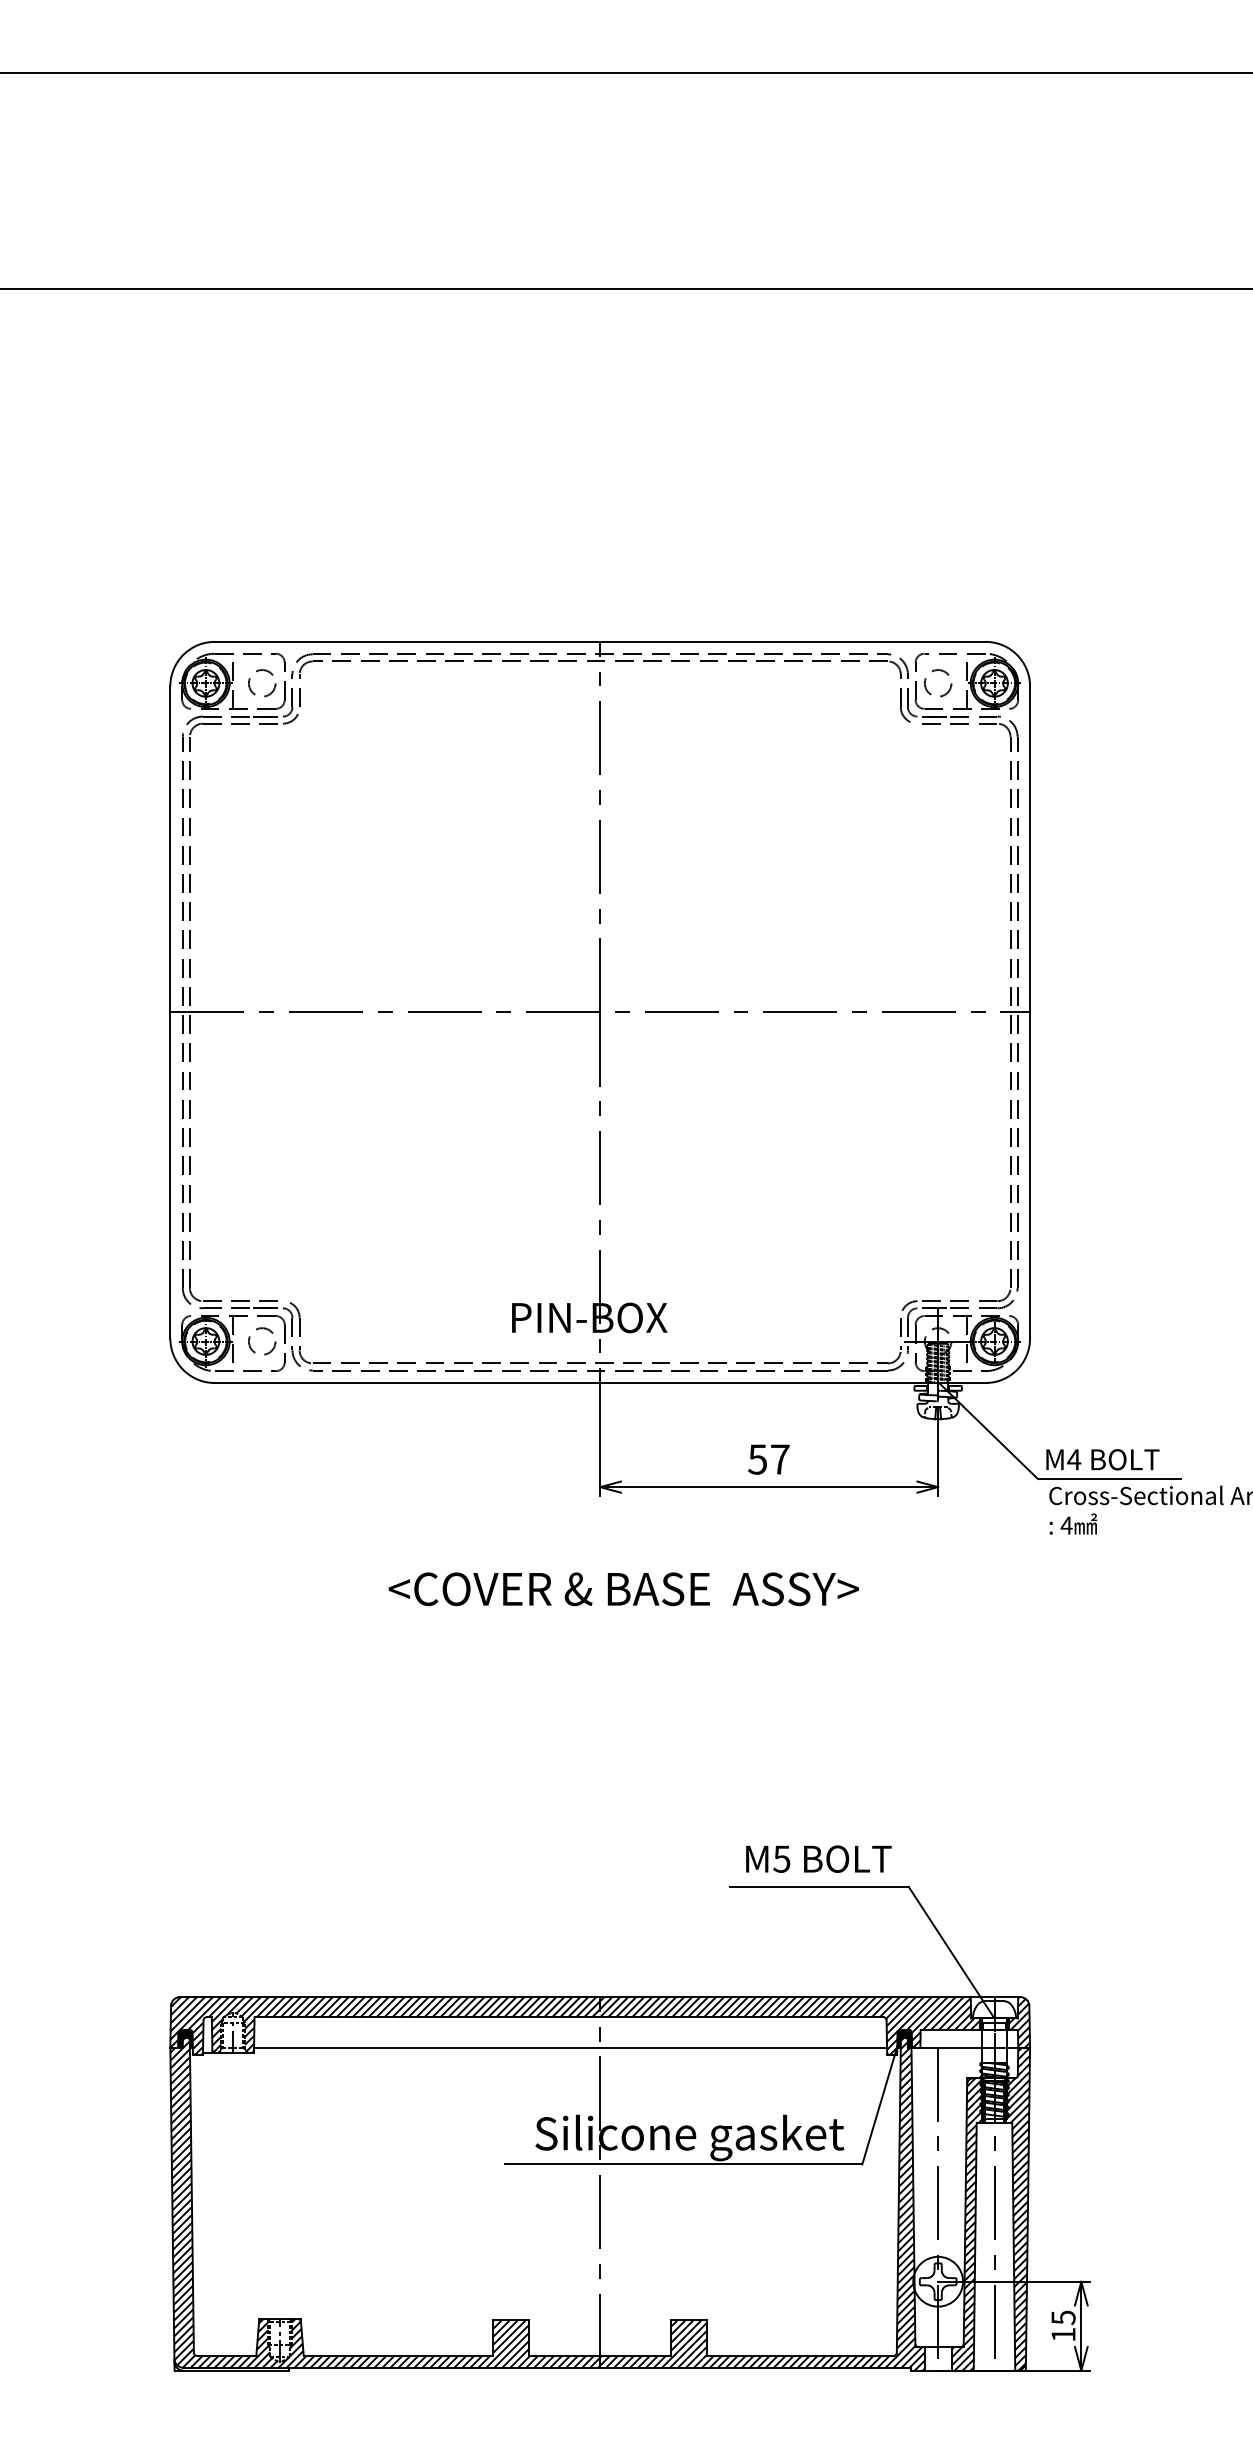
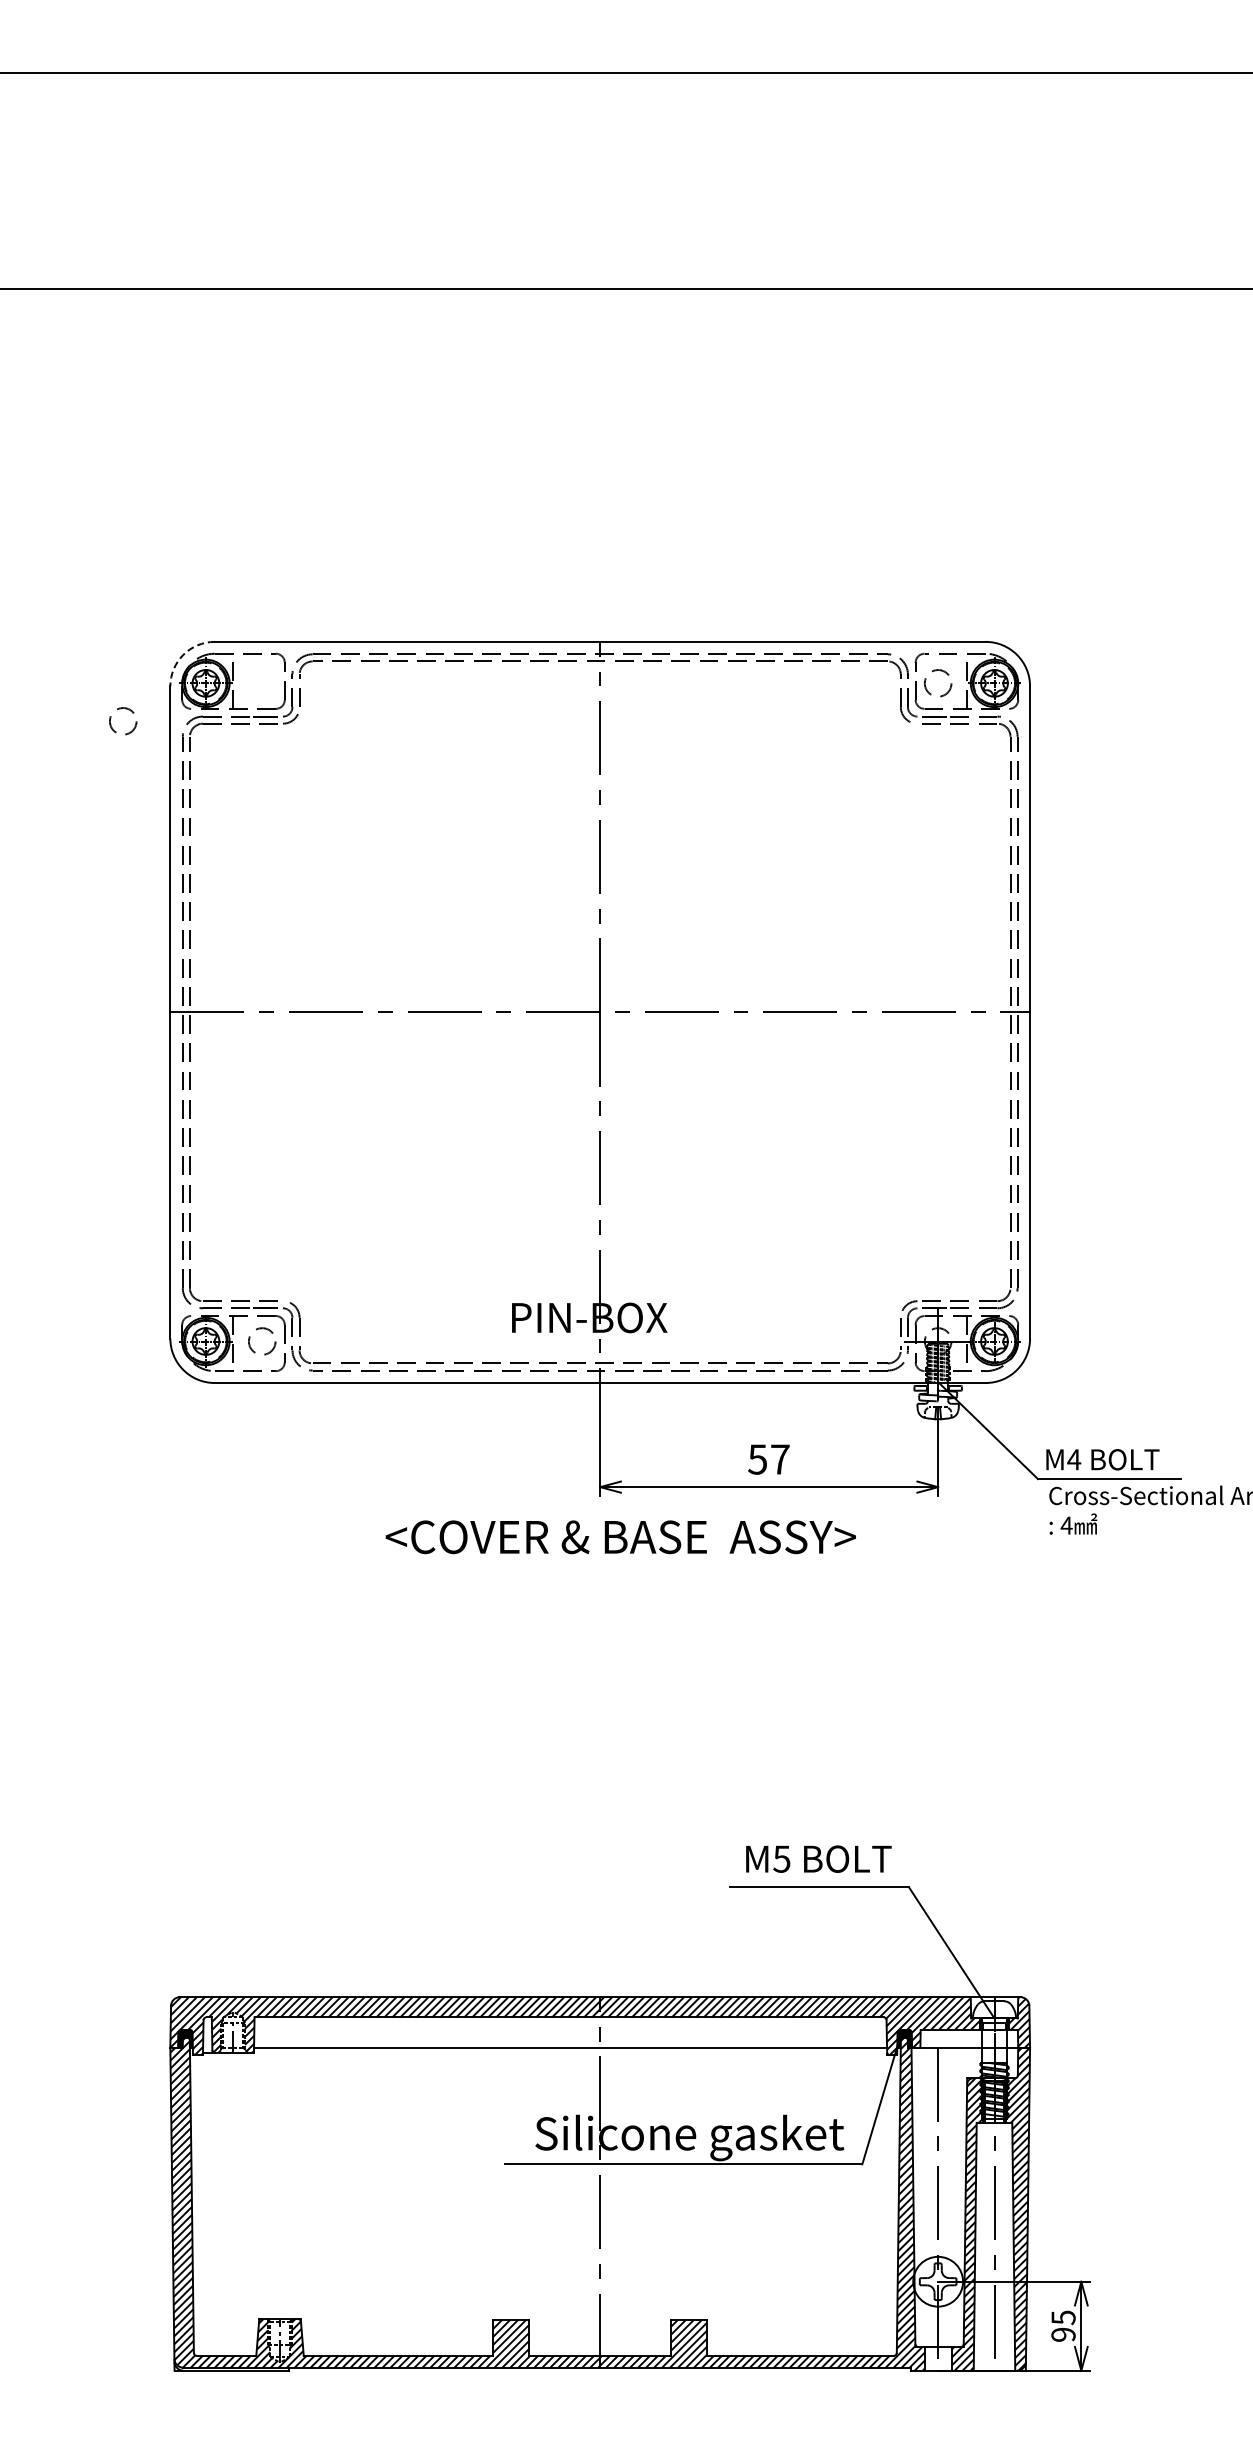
arc: solid -> dashed (183, 654)
circle position: (262, 683) -> (123, 721) (123, 721)
text position: (623, 1589) -> (620, 1537) (620, 1537)
text: 15 -> 95 (1063, 2334)
